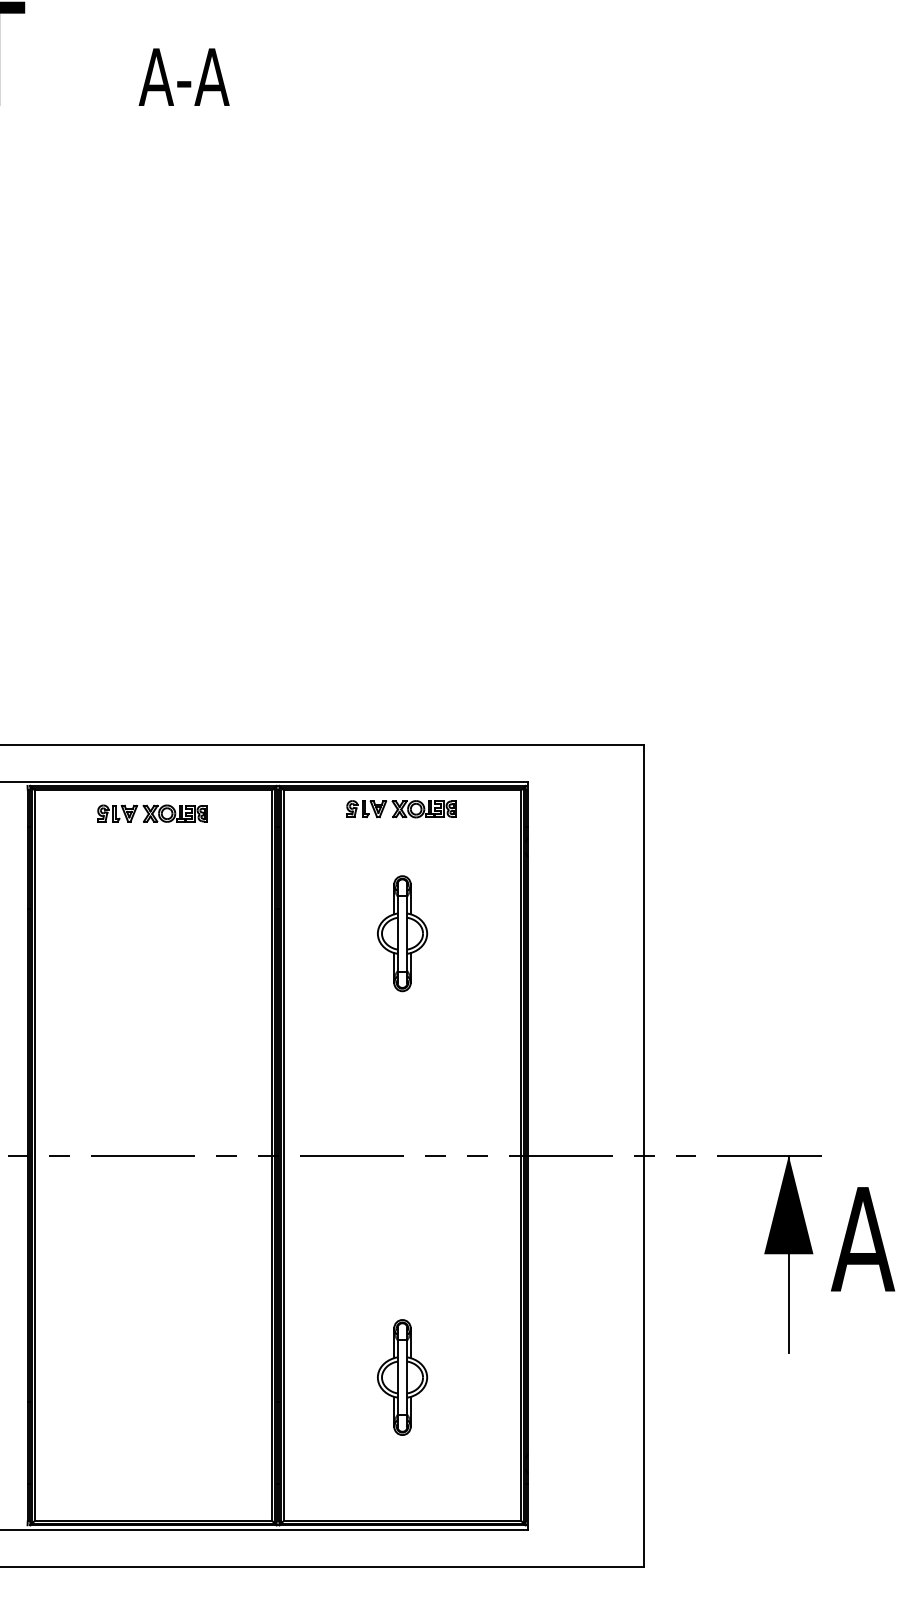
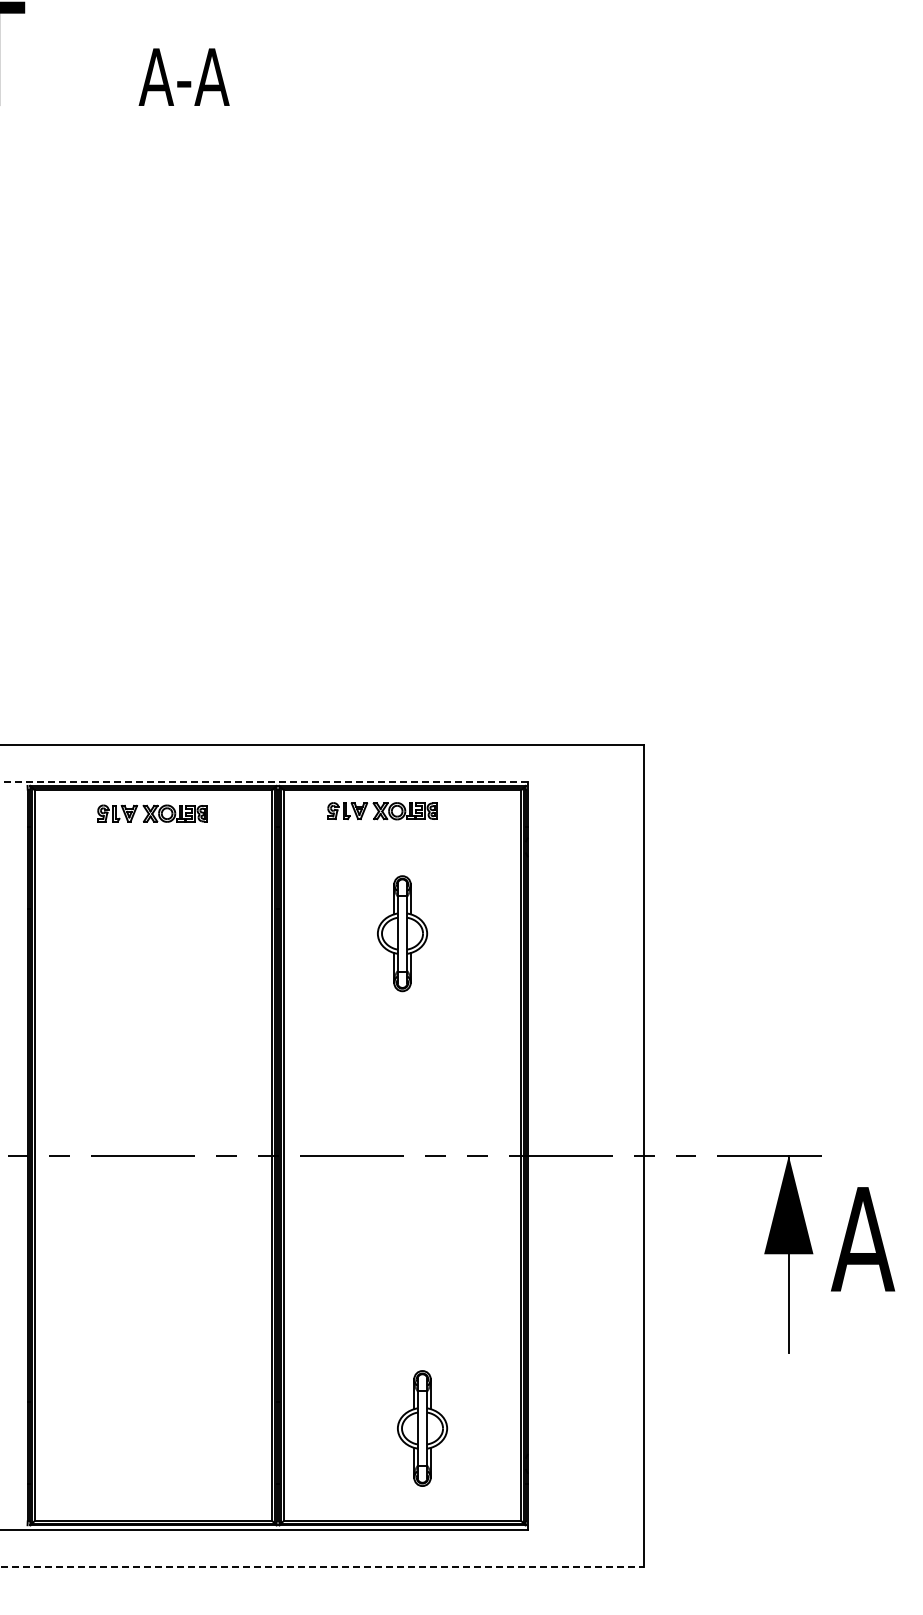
line: solid -> dashed (264, 781)
part position: (401, 809) -> (382, 811) (382, 811)
part position: (402, 1377) -> (422, 1428) (422, 1428)
line: solid -> dashed (322, 1566)
